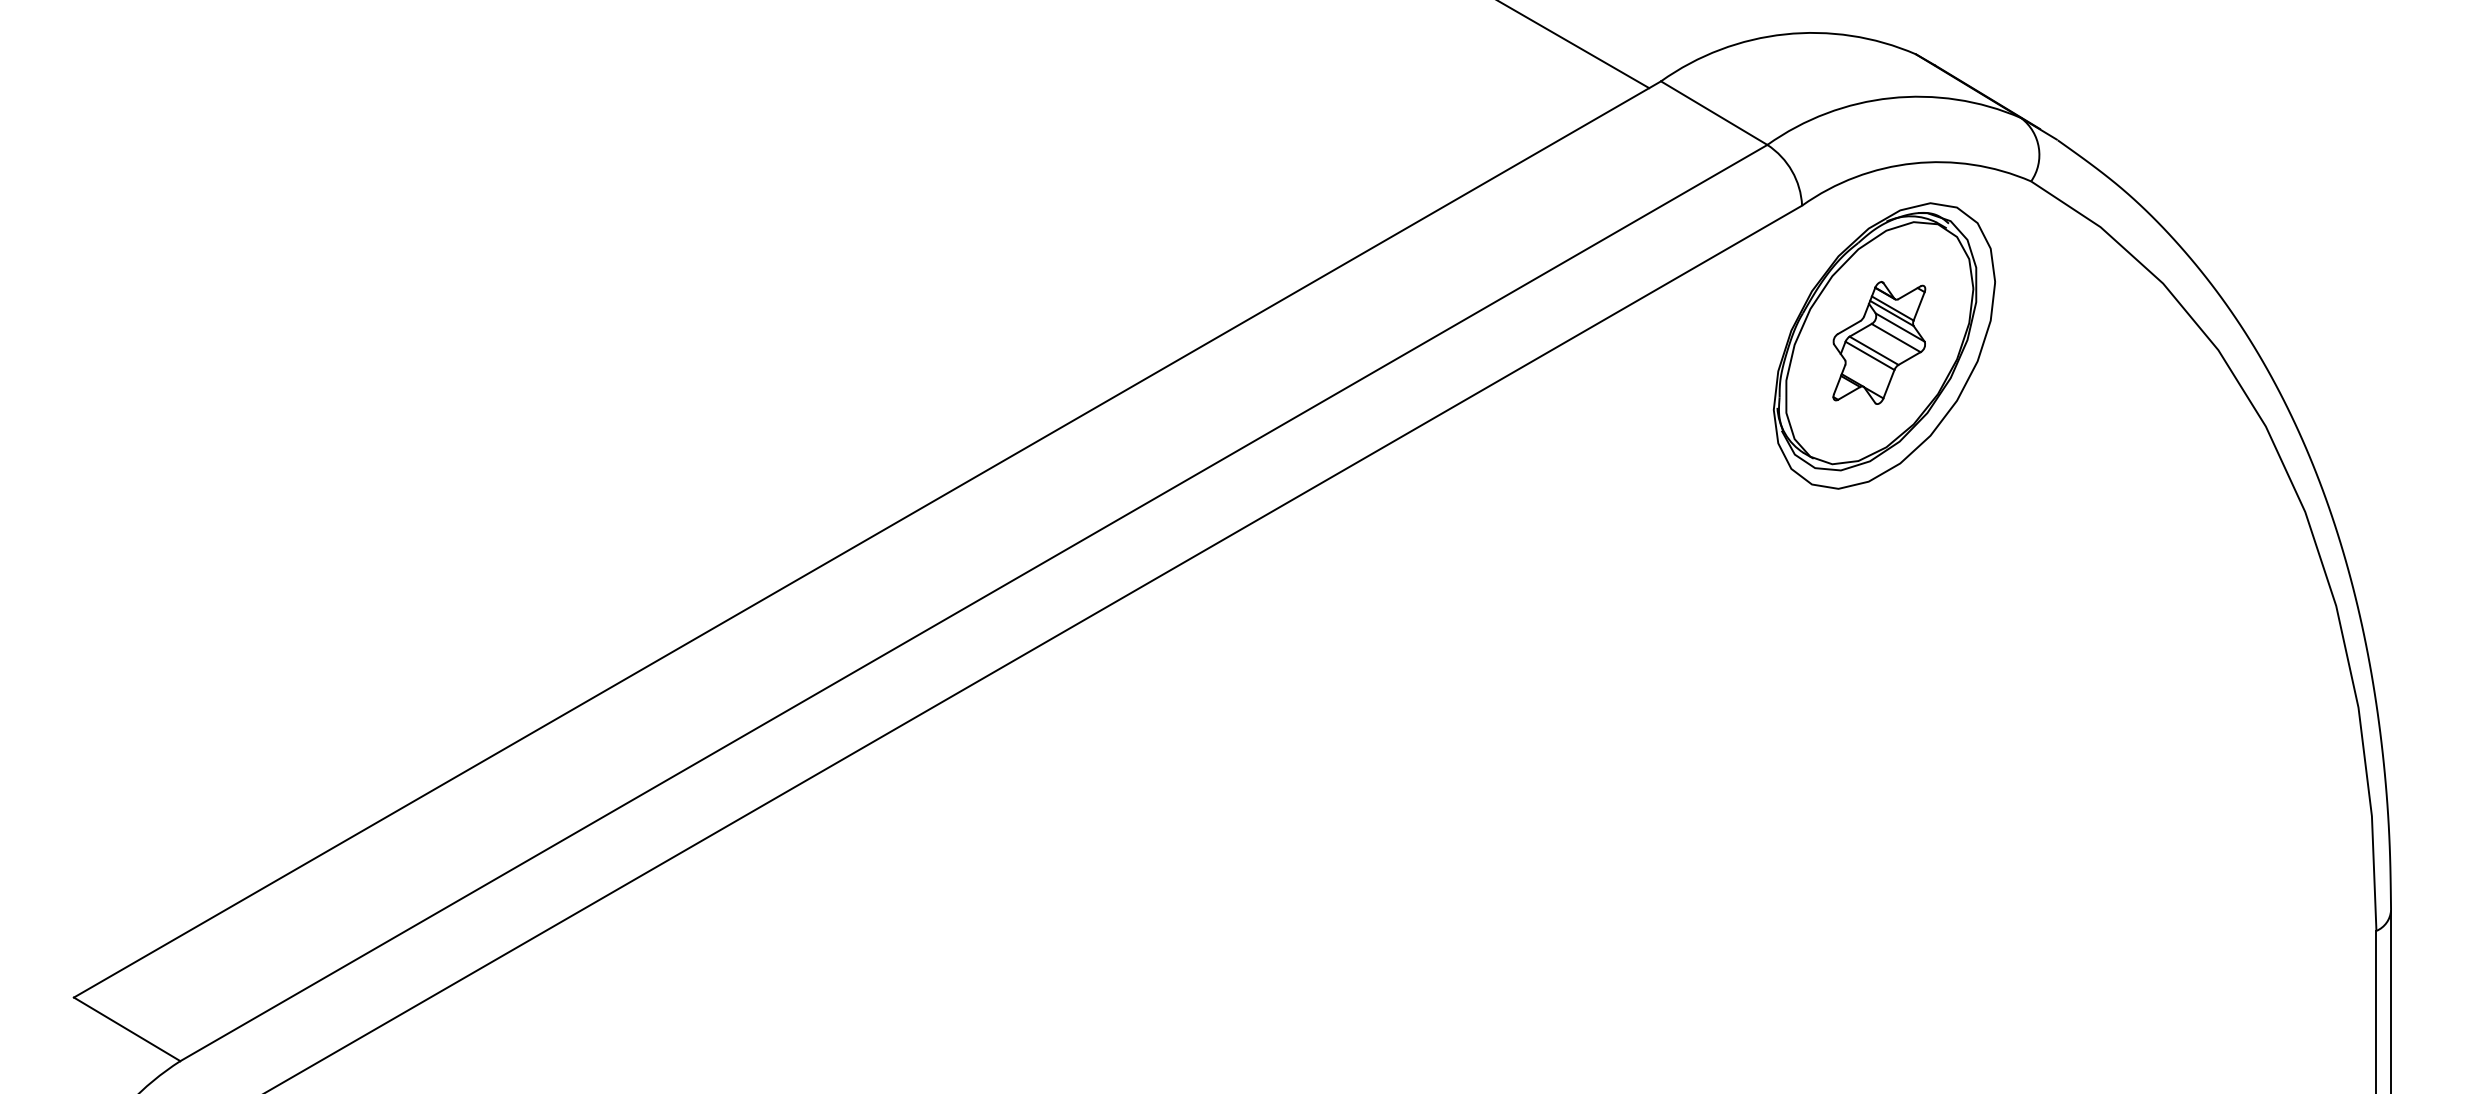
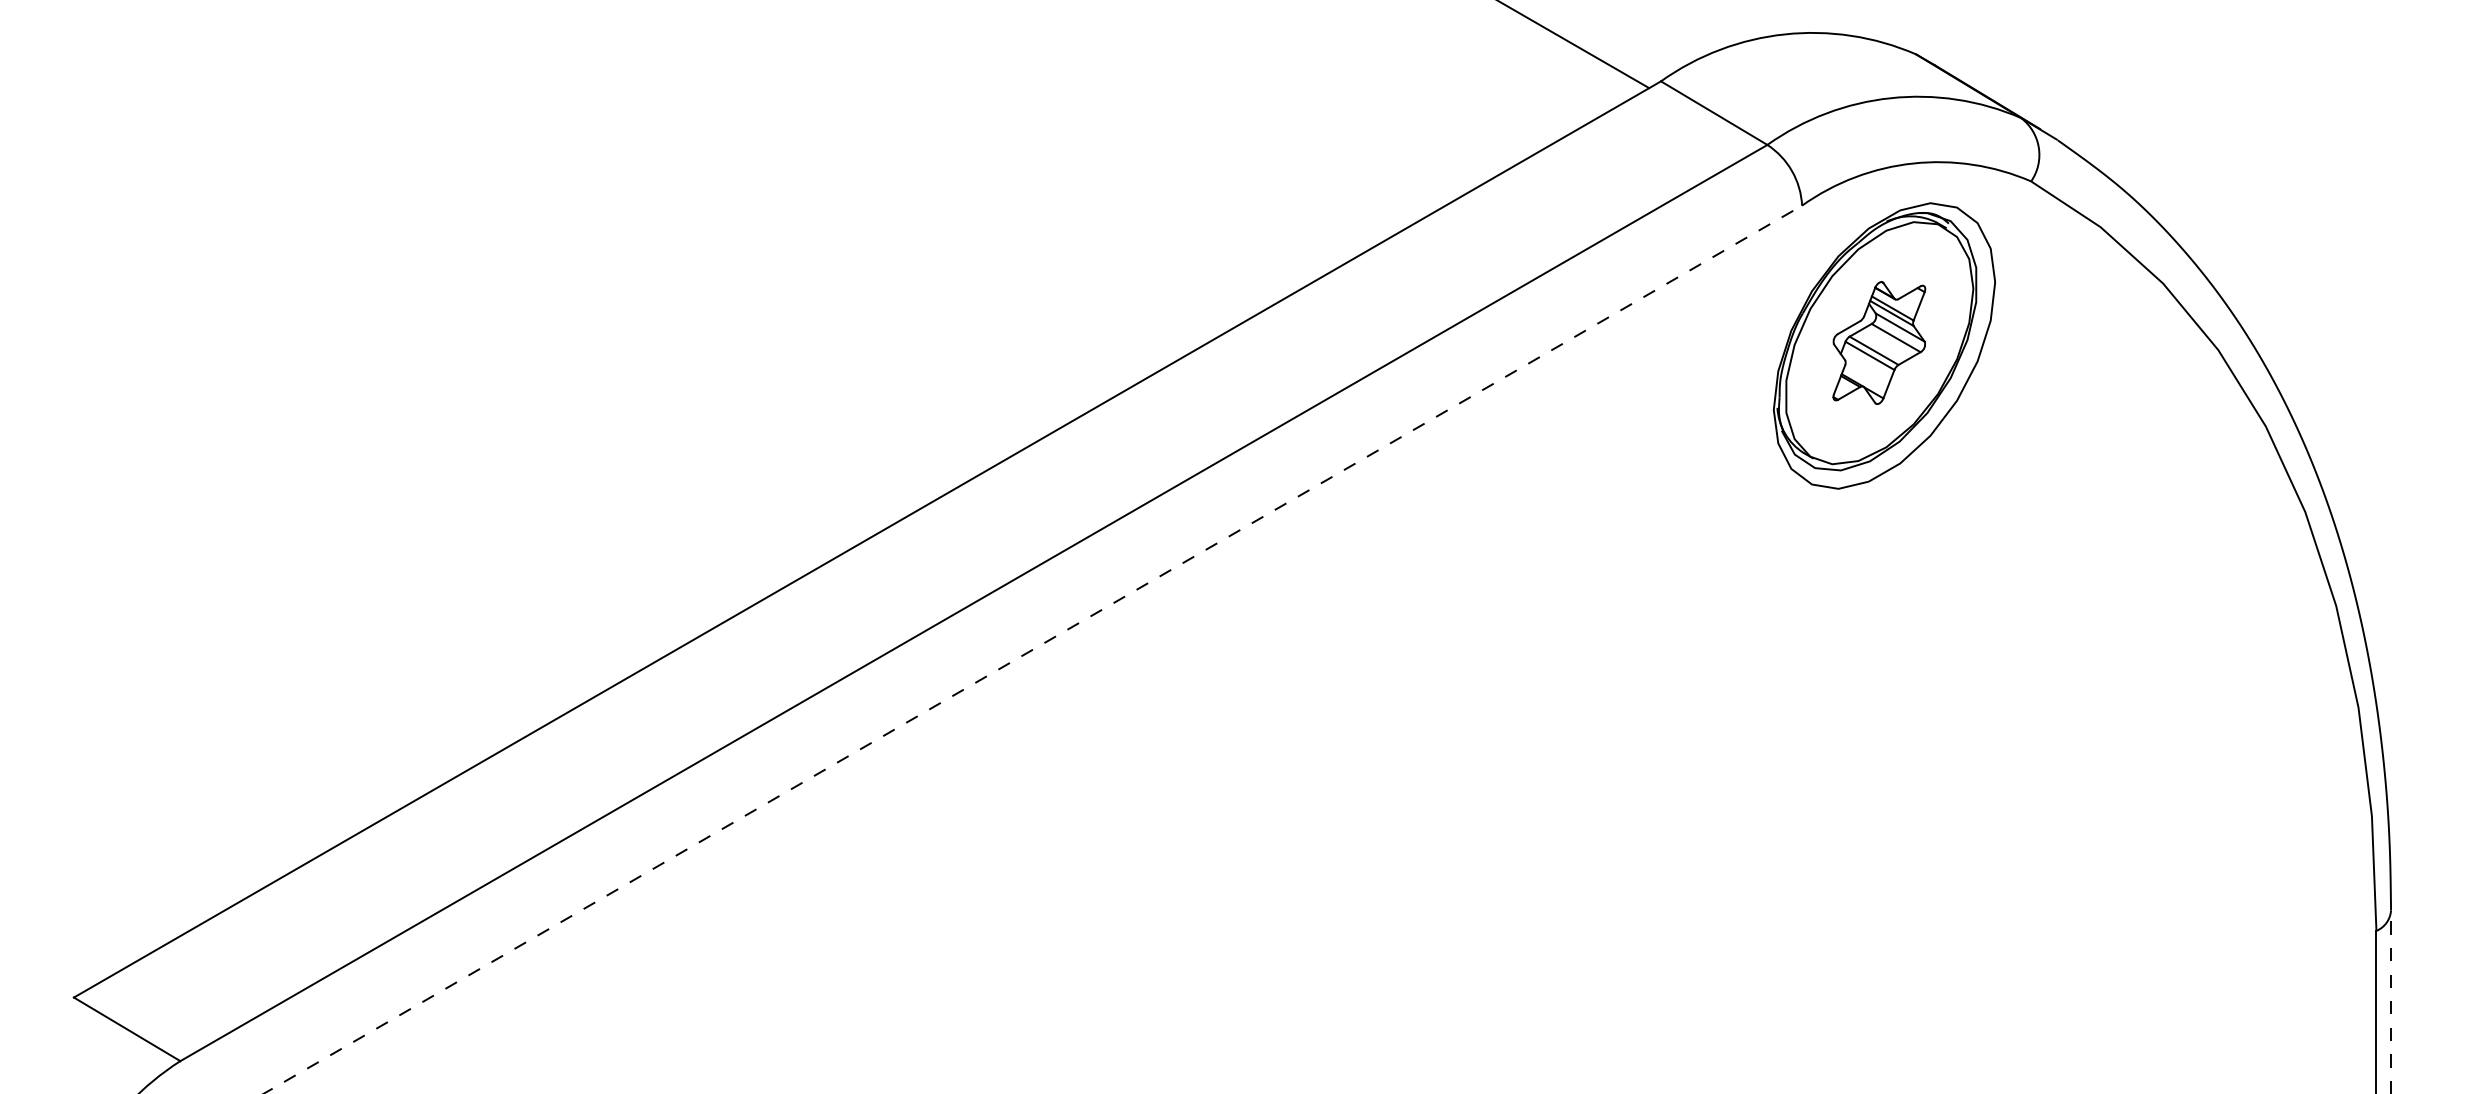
line: solid -> dashed (1033, 649)
line: solid -> dashed (2391, 1001)
